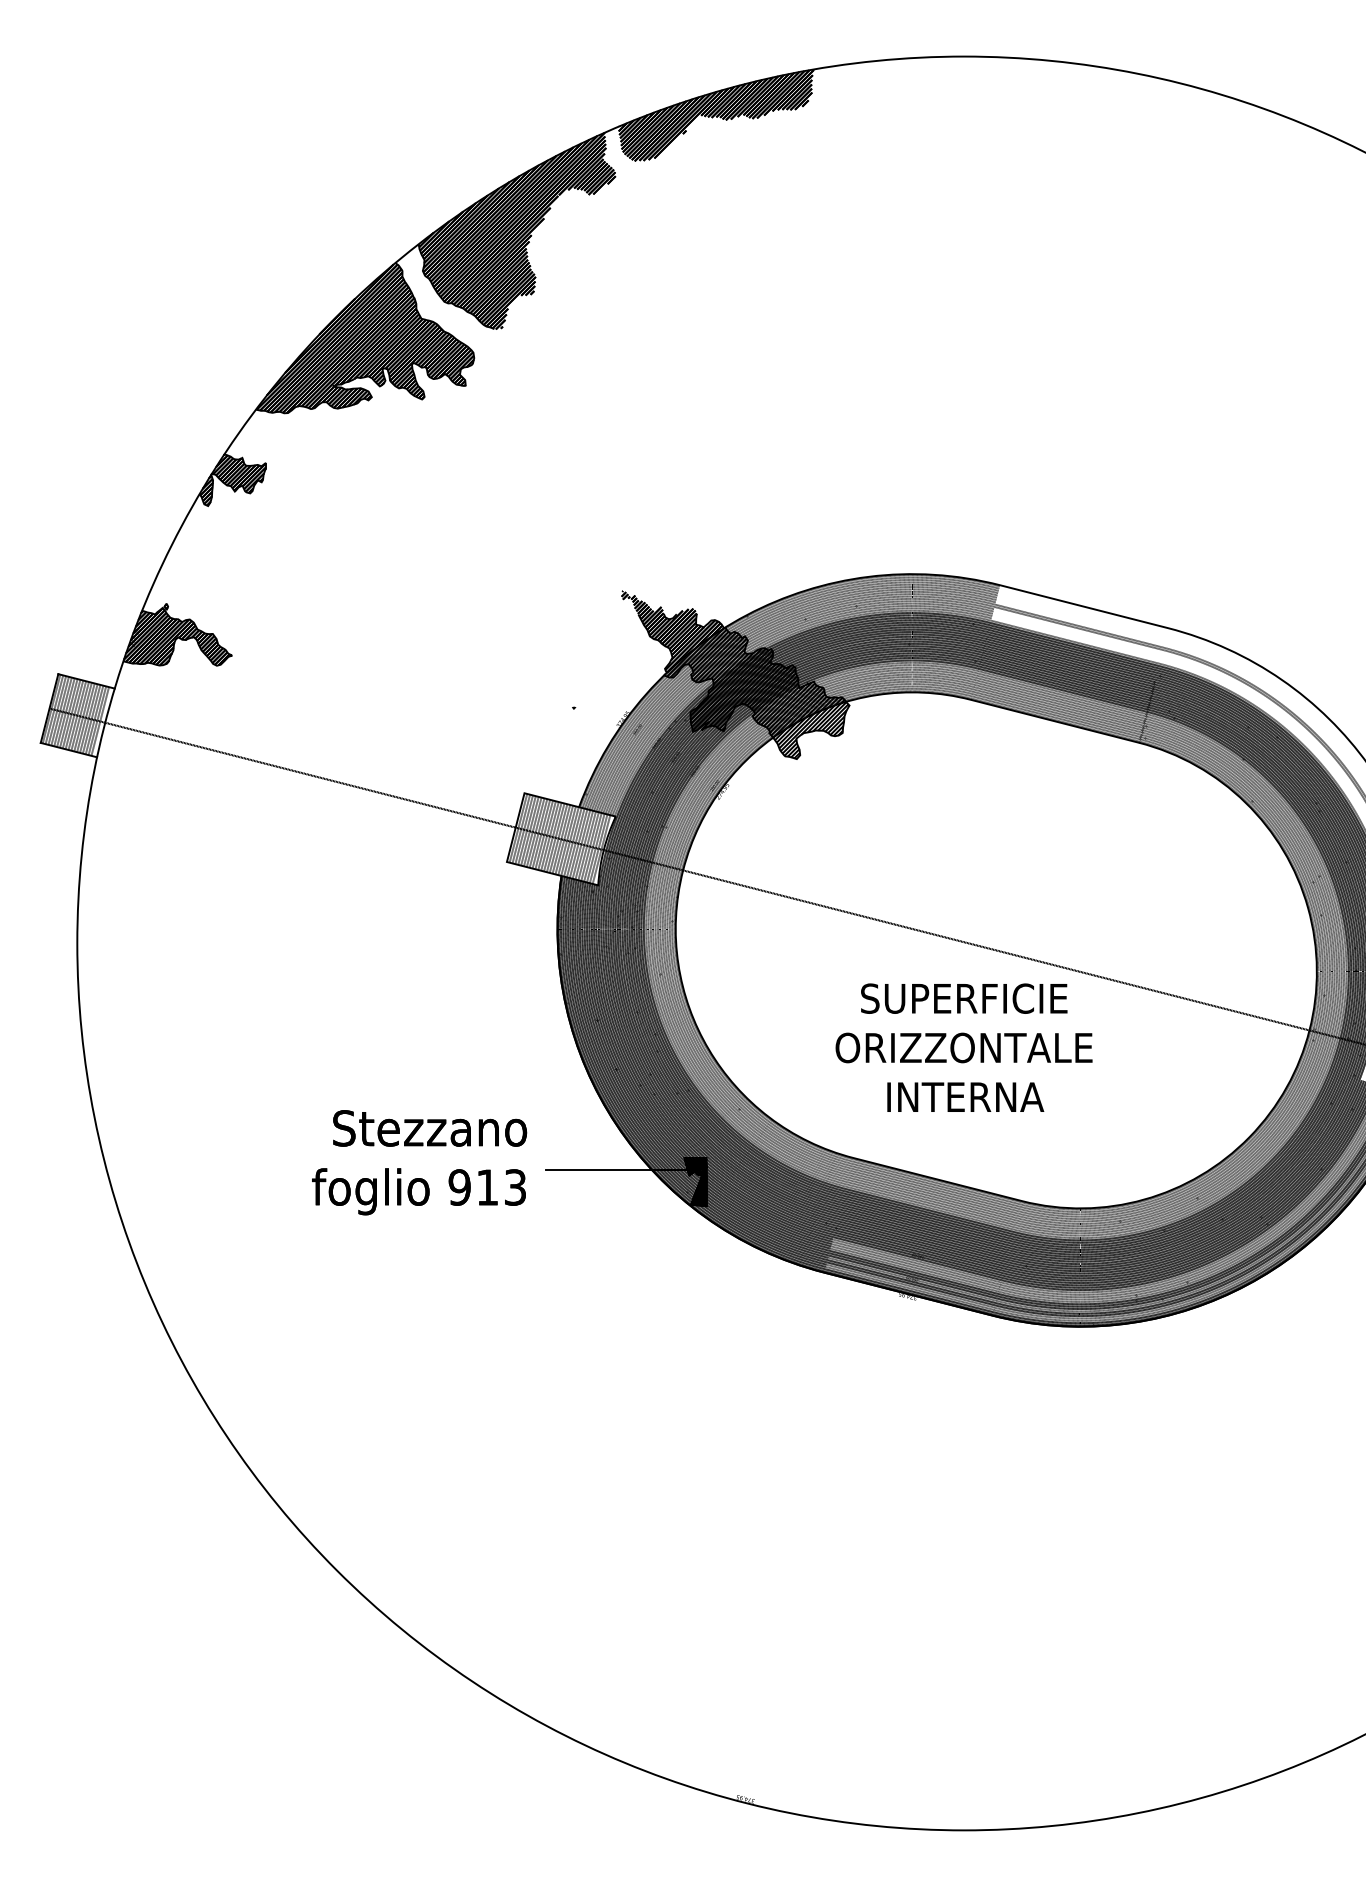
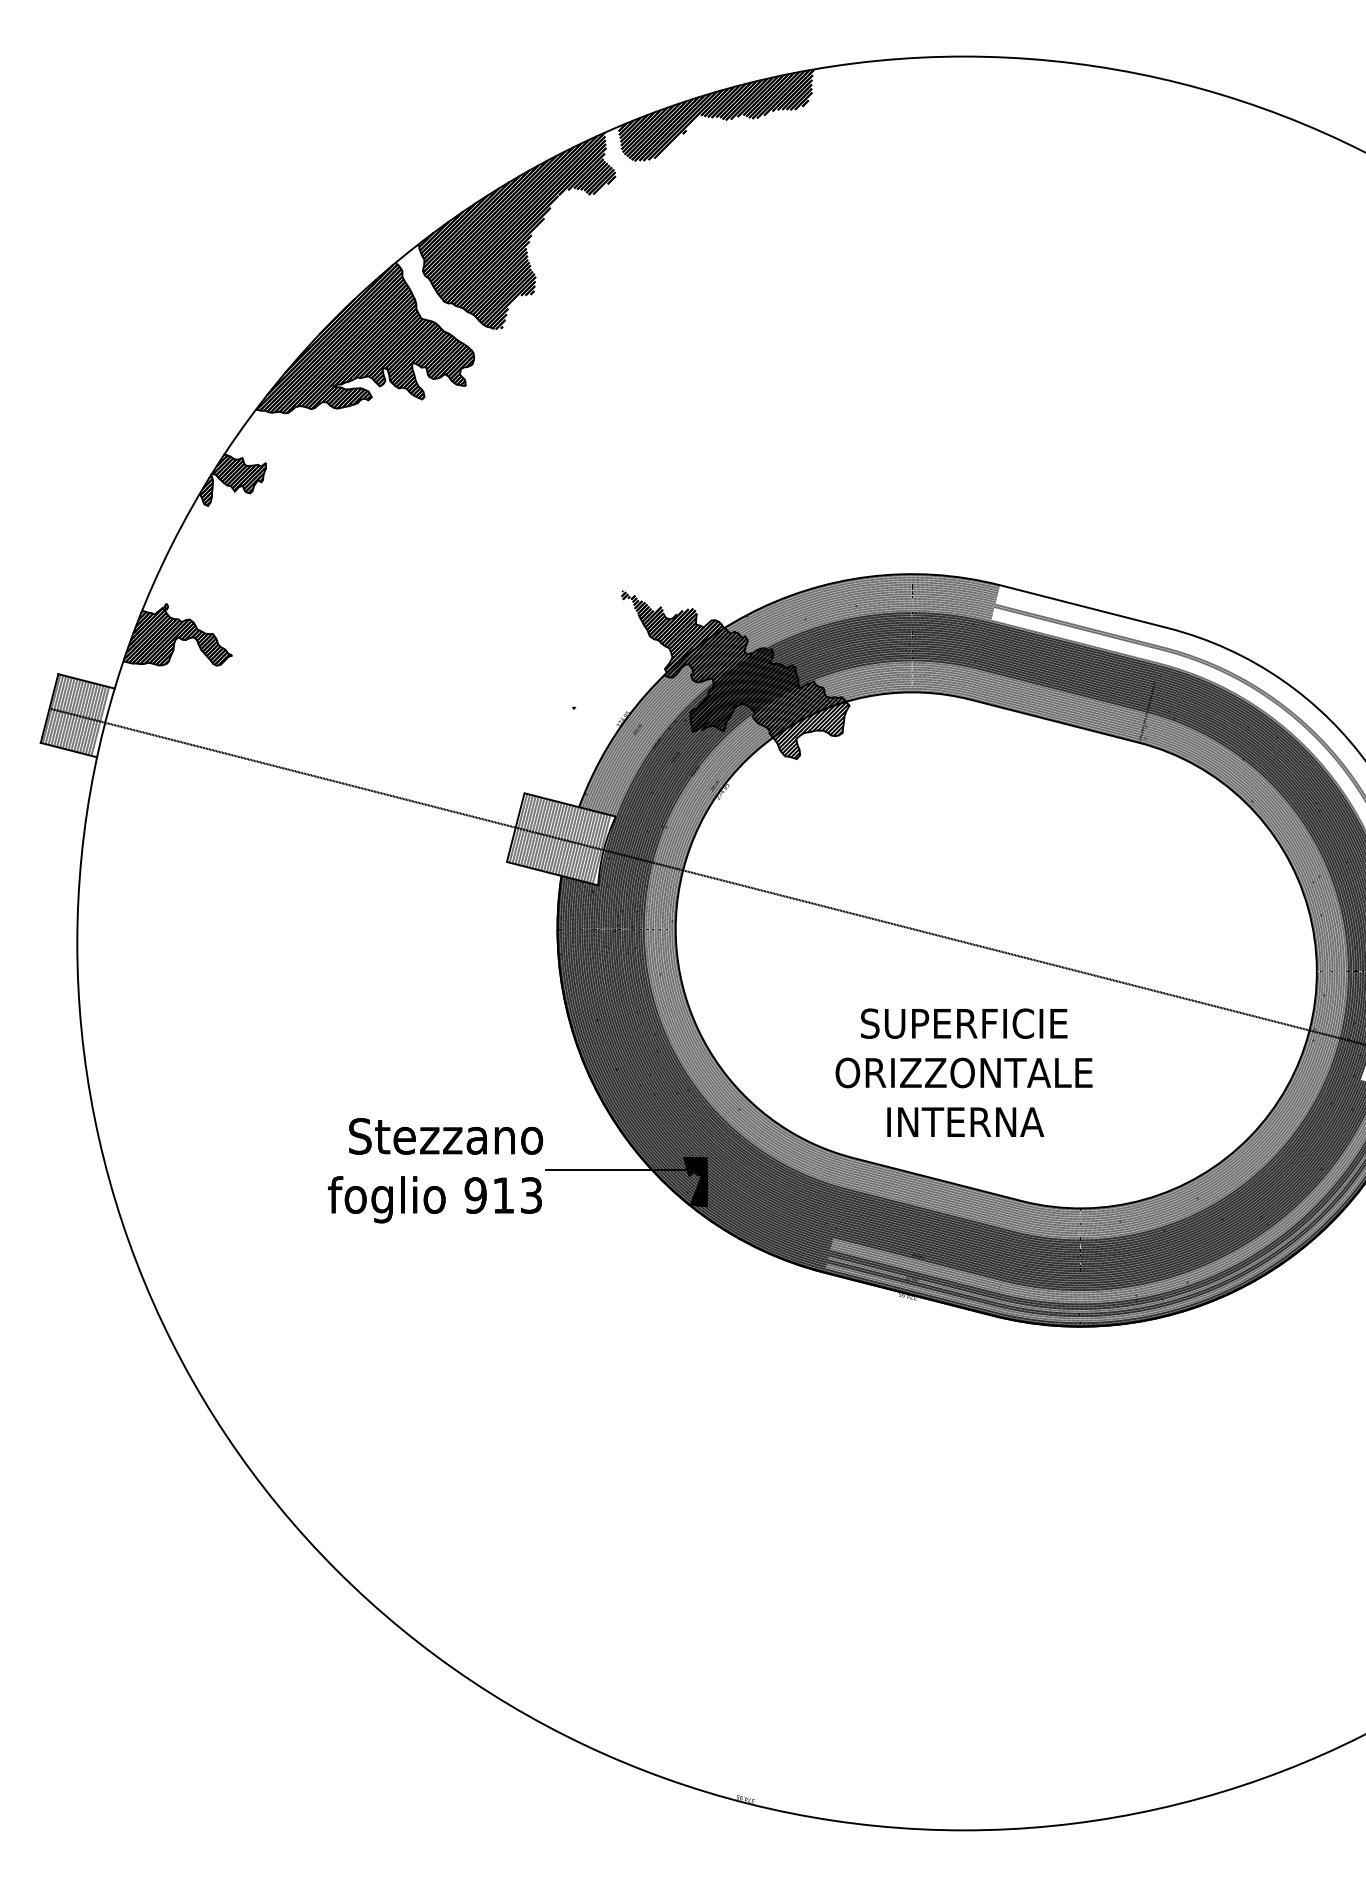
text position: (963, 1047) -> (963, 1072) (963, 1072)
text position: (419, 1162) -> (435, 1170) (435, 1170)
